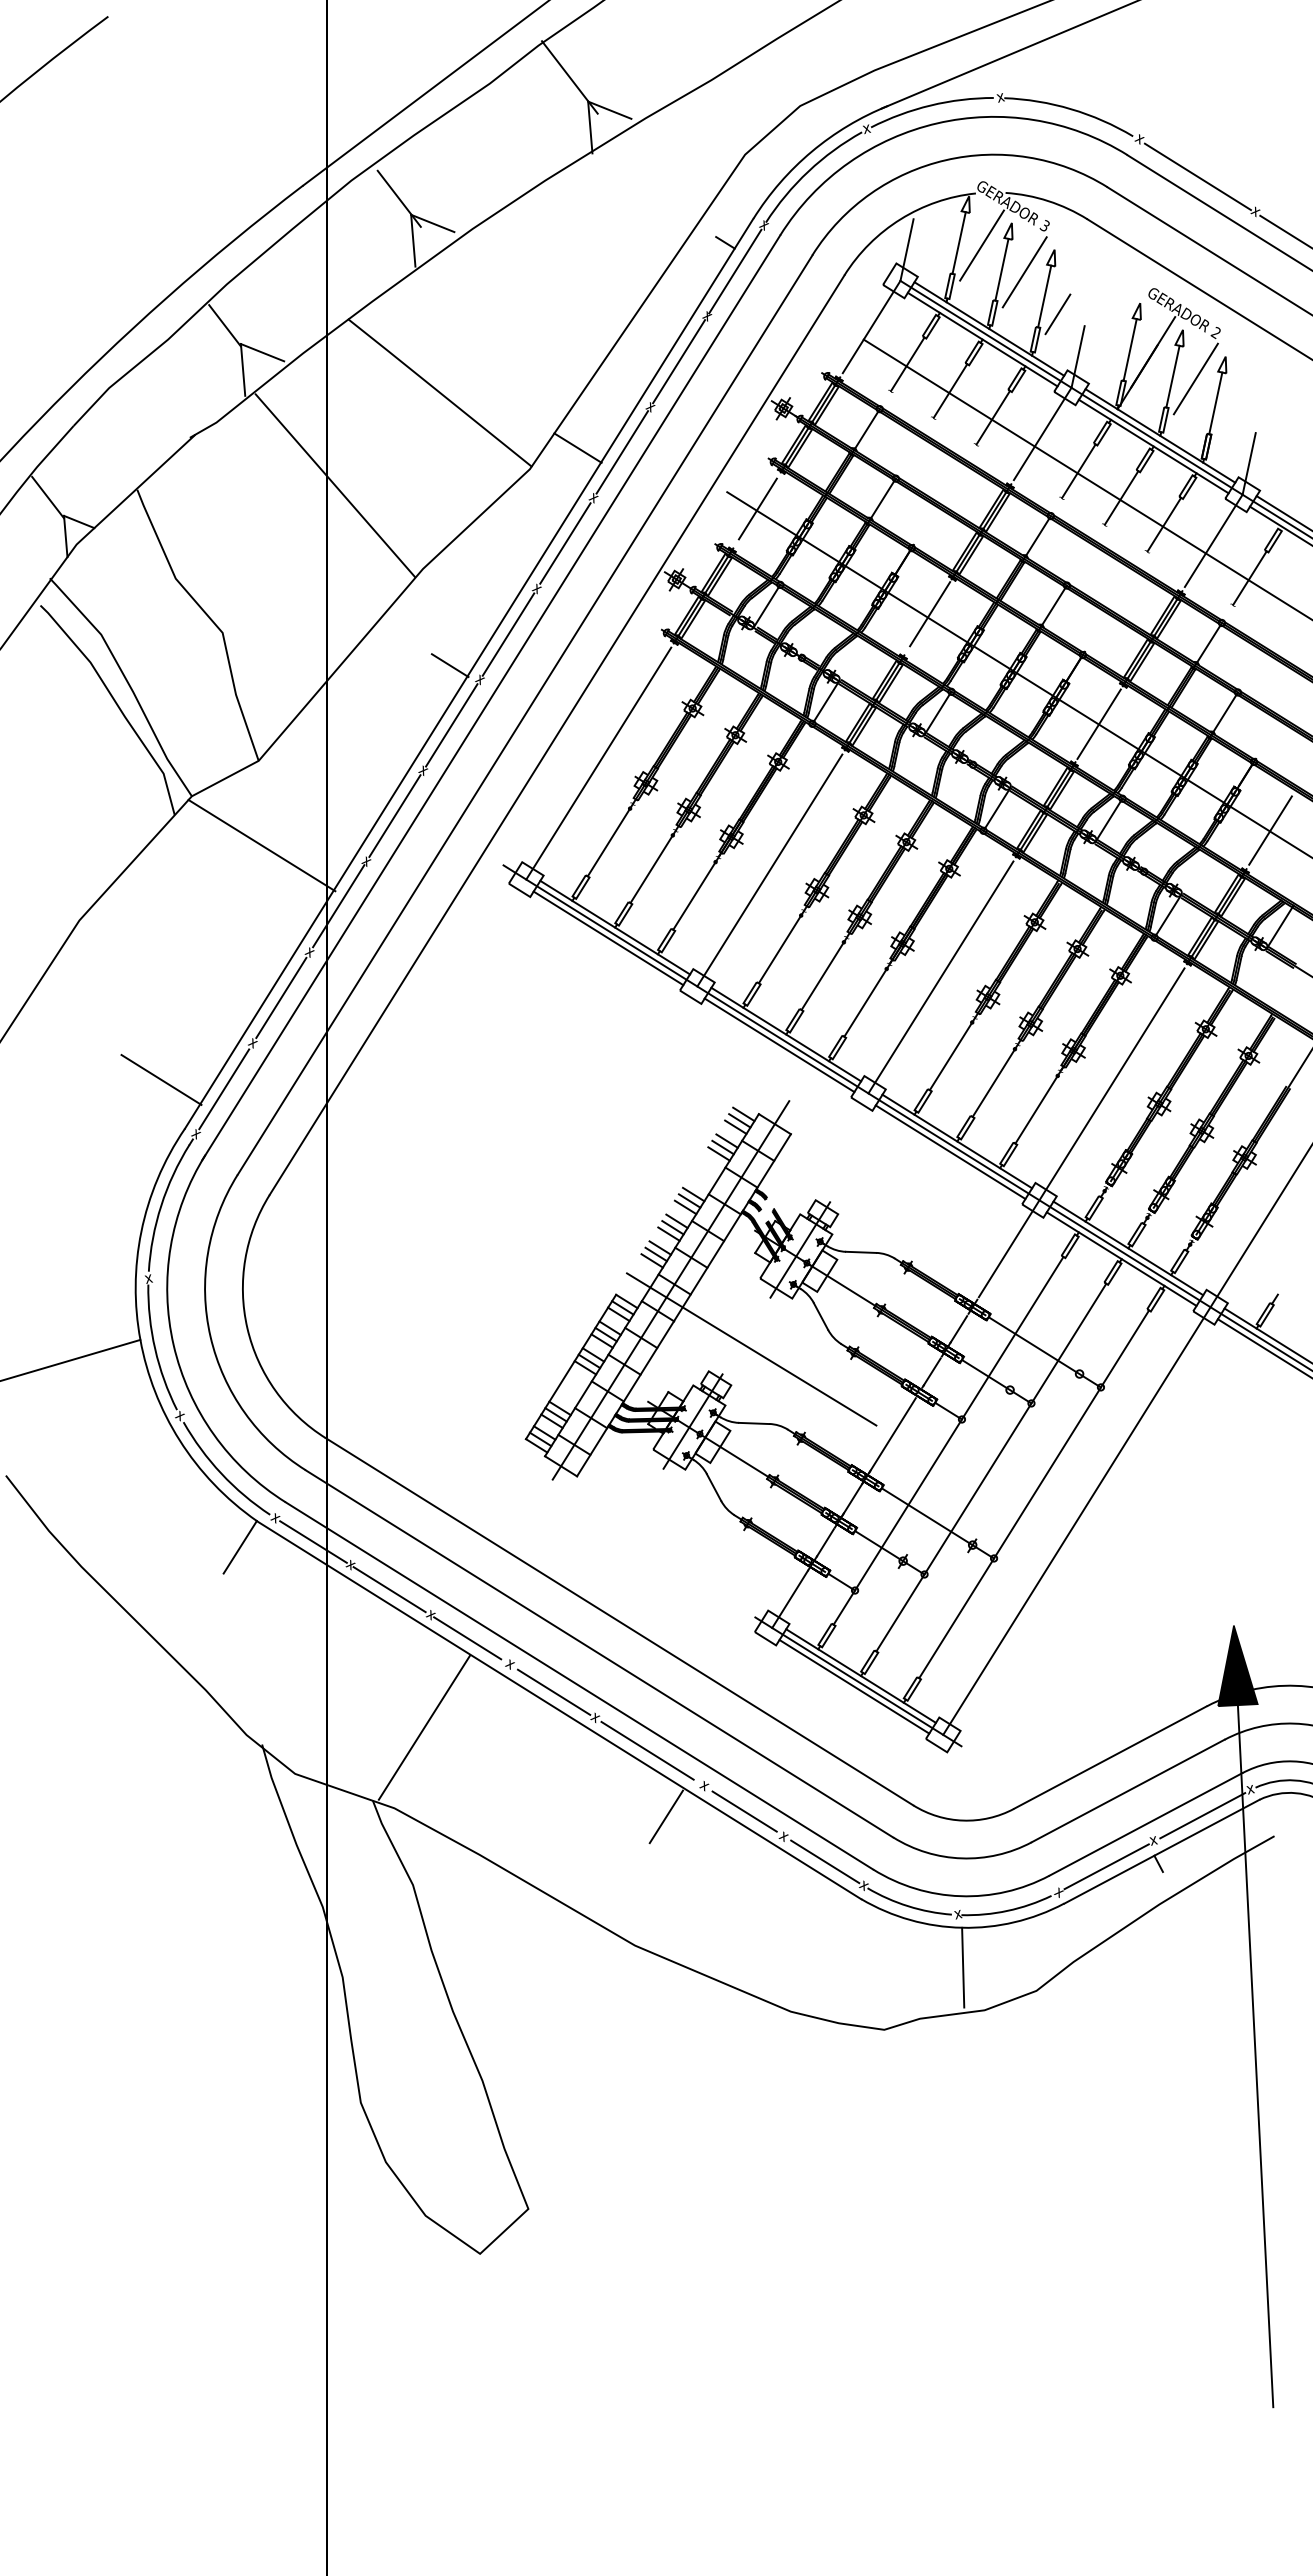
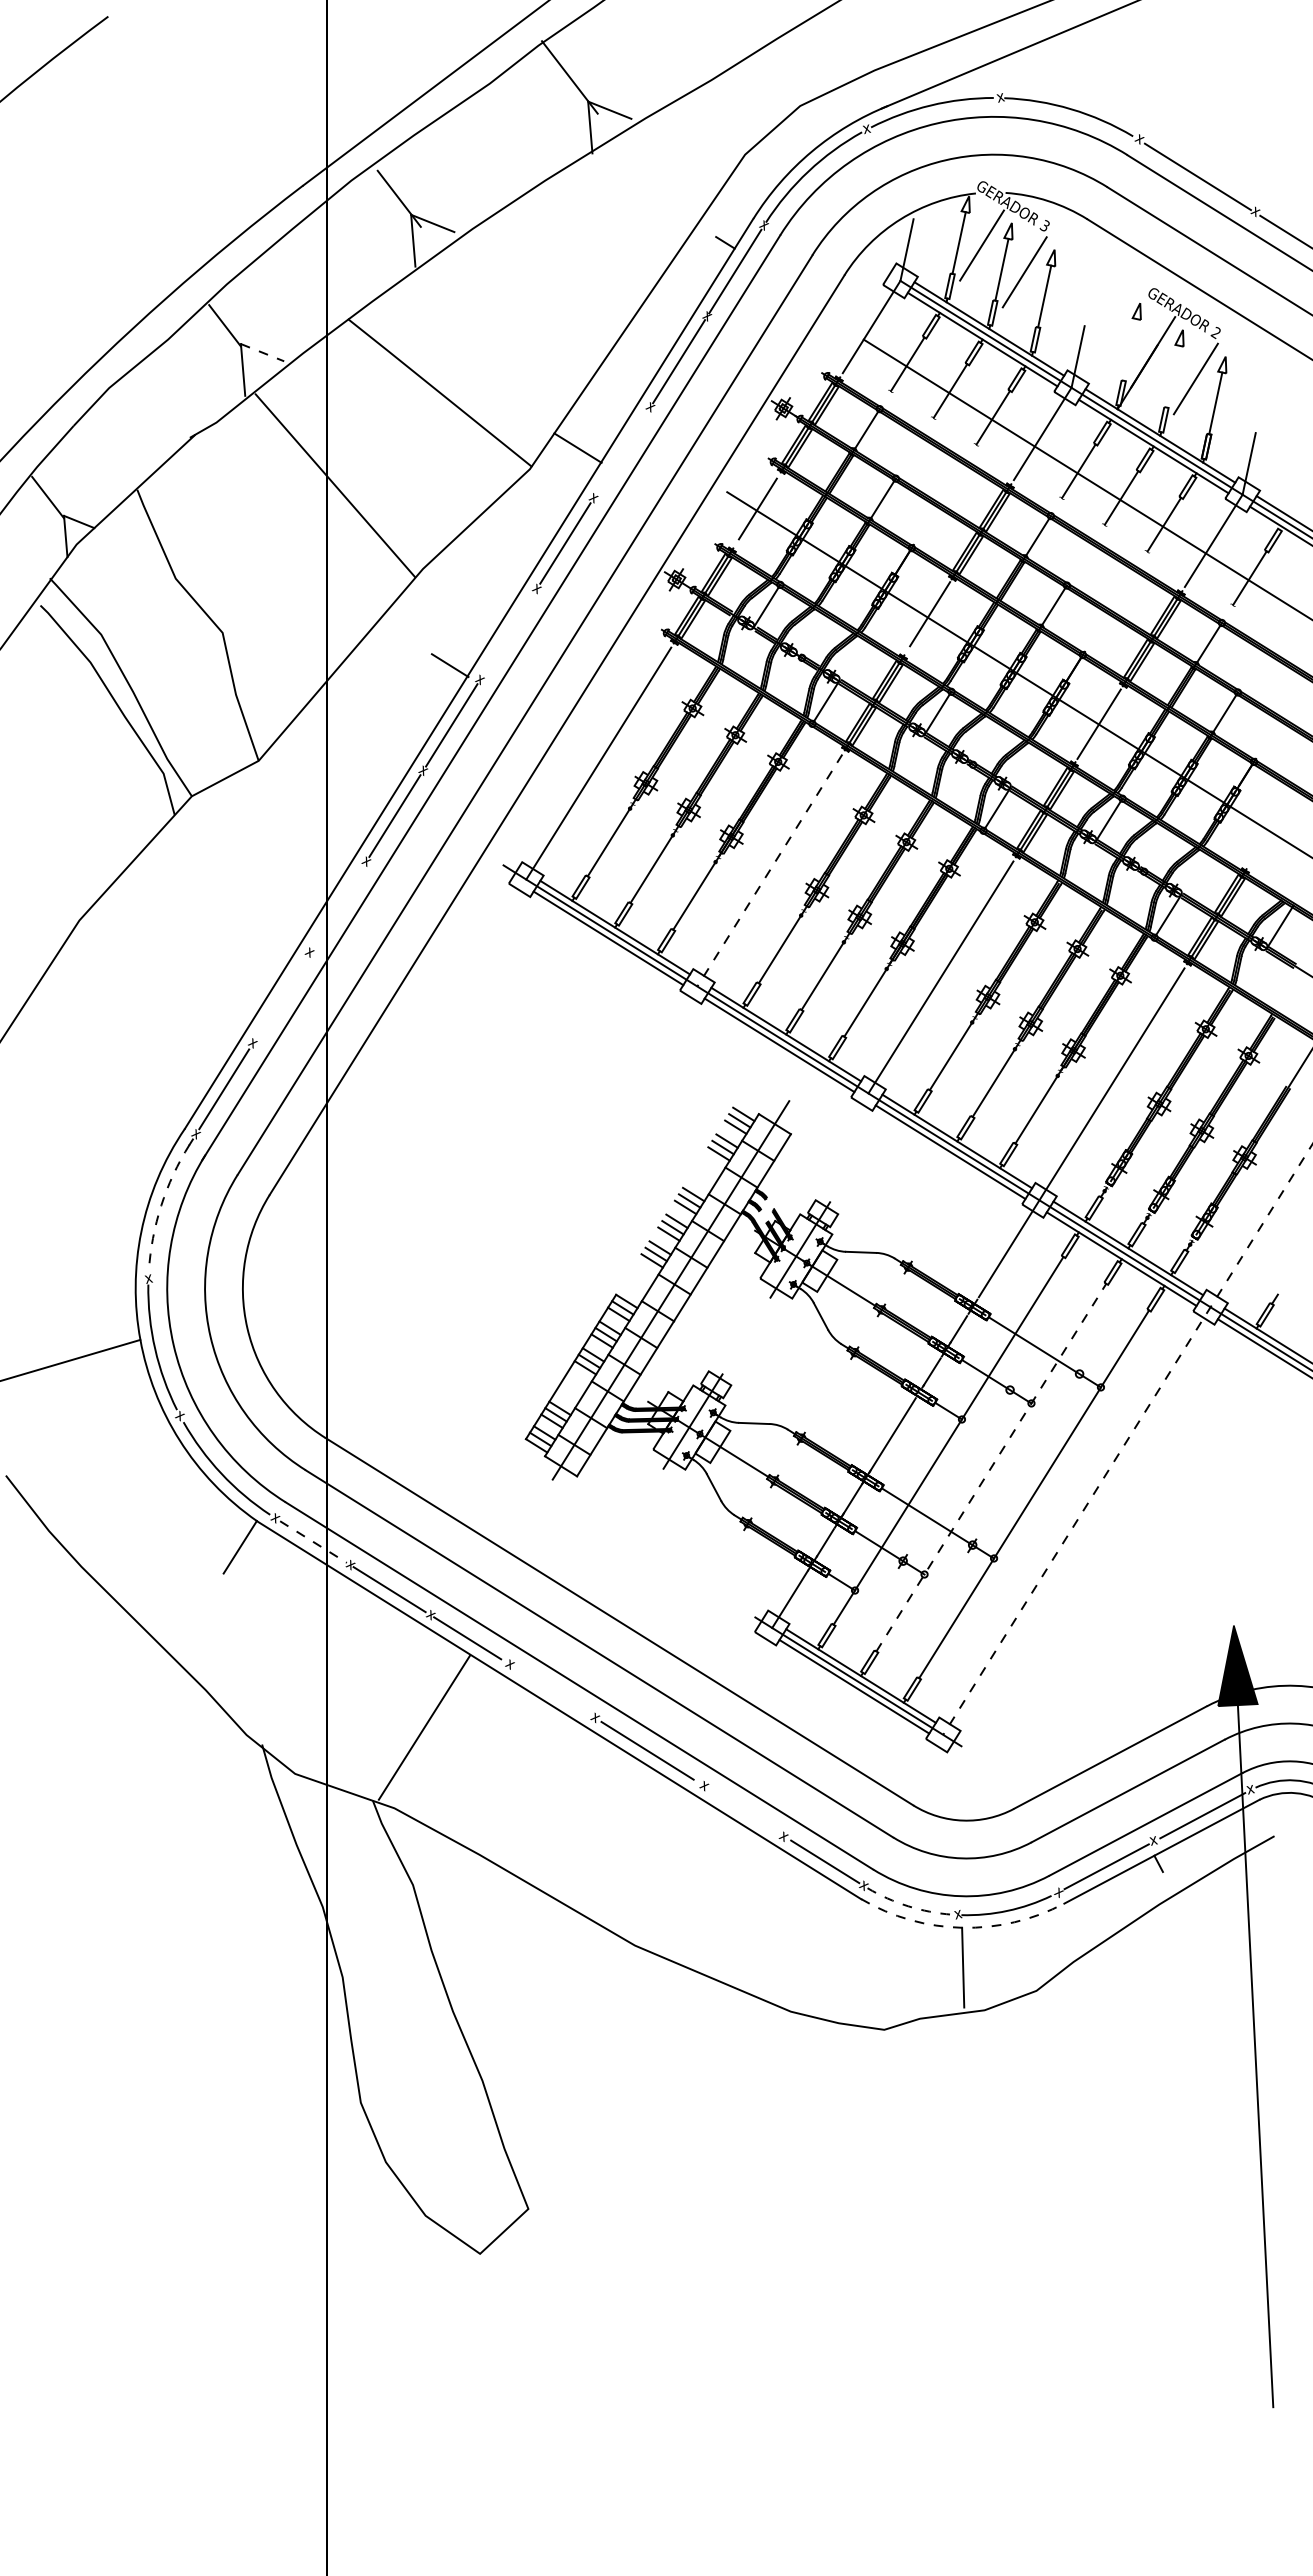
line: present -> none (1057, 314)
line: present -> none (1129, 349)
line: solid -> dashed (263, 352)
line: present -> none (1172, 376)
line: present -> none (622, 452)
line: present -> none (508, 634)
line: present -> none (1270, 830)
line: present -> none (261, 845)
line: solid -> dashed (769, 870)
line: present -> none (338, 906)
line: present -> none (281, 997)
line: present -> none (161, 1079)
arc: solid -> dashed (161, 1205)
line: present -> none (751, 1349)
line: solid -> dashed (1127, 1439)
line: solid -> dashed (991, 1467)
line: solid -> dashed (313, 1542)
line: present -> none (553, 1691)
line: present -> none (744, 1811)
line: present -> none (665, 1816)
arc: solid -> dashed (908, 1906)
arc: solid -> dashed (962, 1927)
